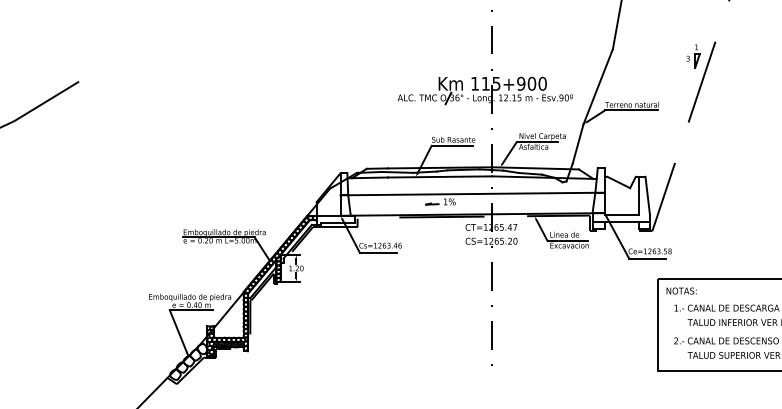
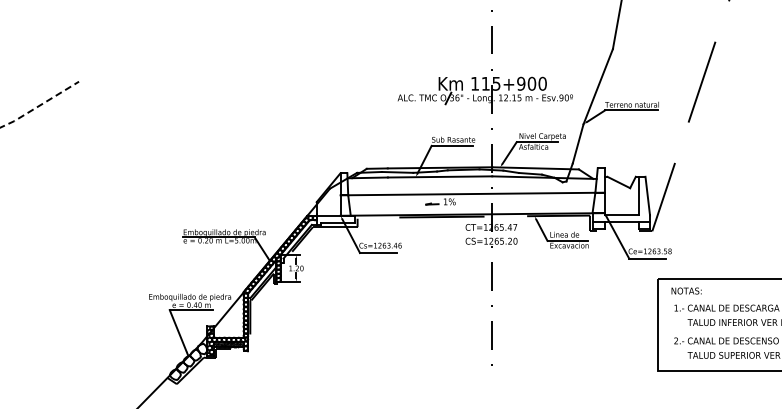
part: present -> none (693, 56)
line: solid -> dashed (39, 105)
text position: (681, 290) -> (686, 290) (686, 290)
